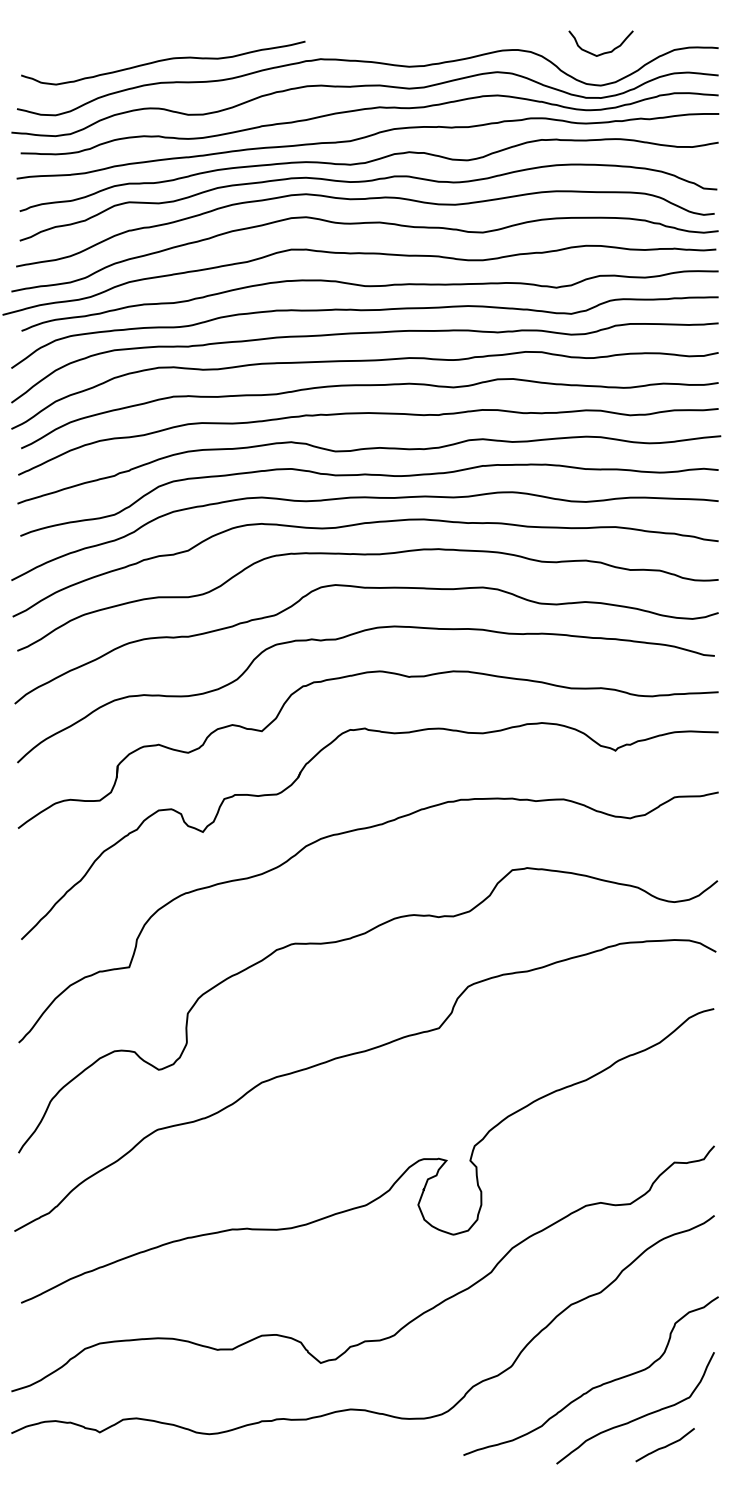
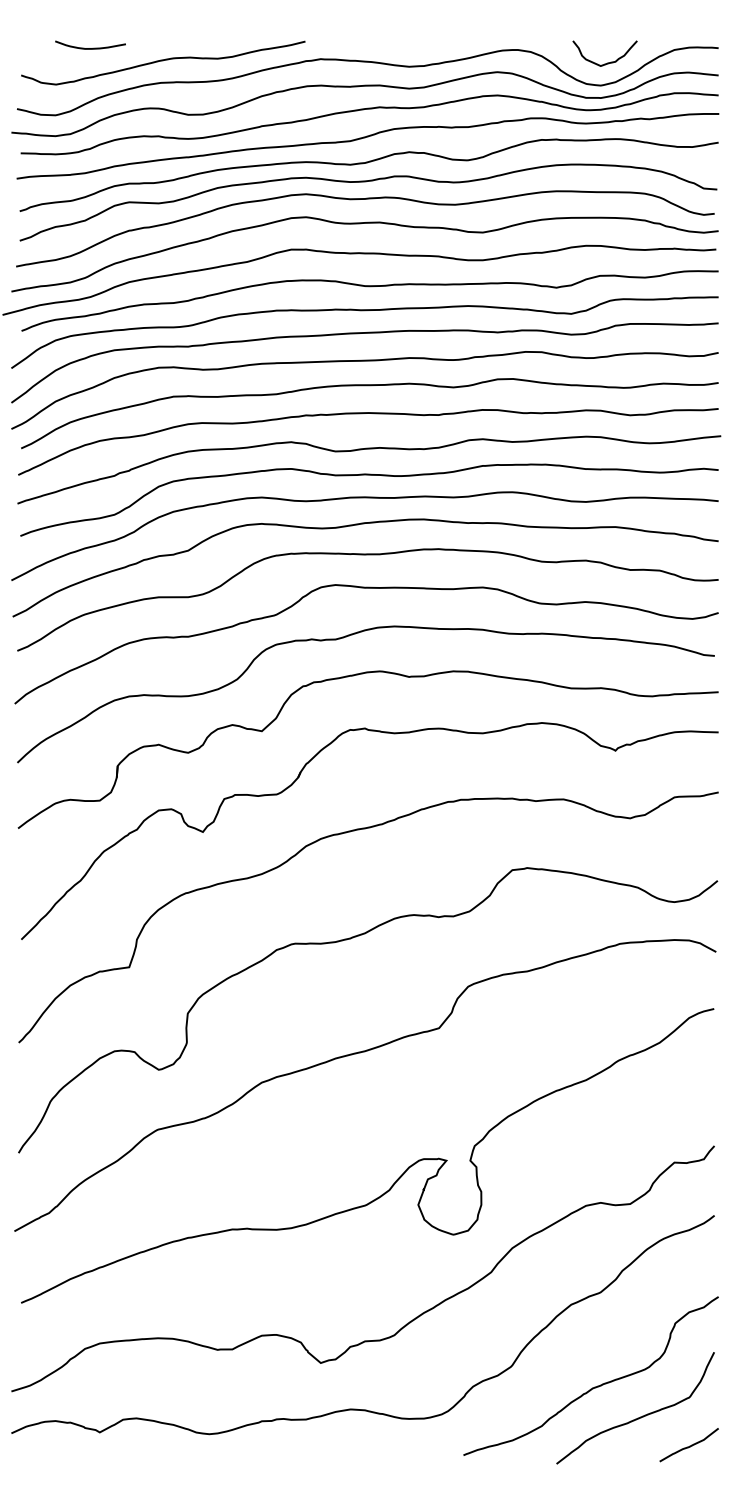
curve: none -> present (90, 48)
curve position: (603, 52) -> (607, 62) (607, 62)
curve position: (665, 1445) -> (689, 1445) (689, 1445)
